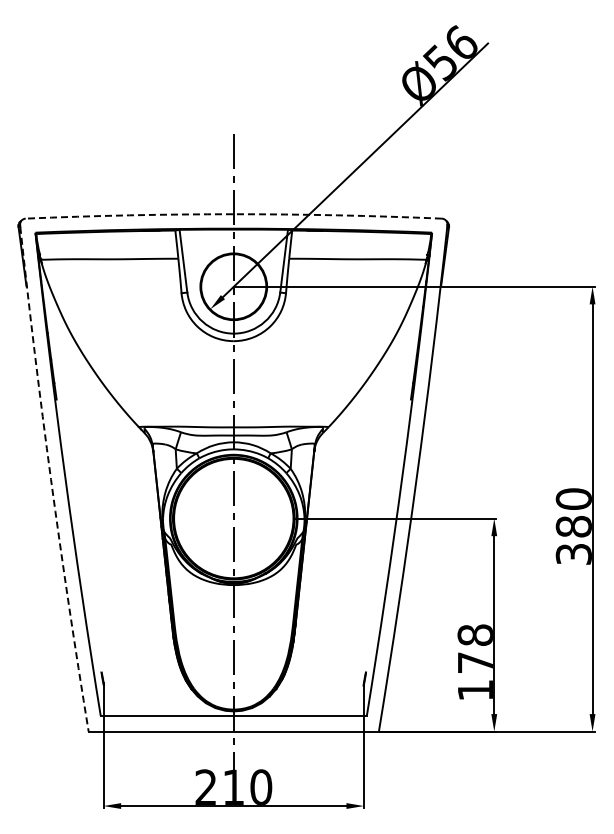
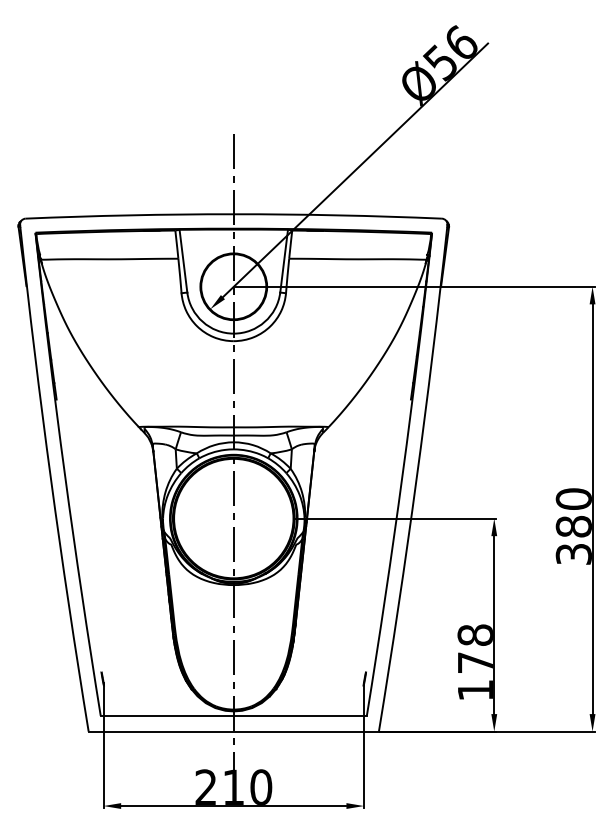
arc: dashed -> solid (233, 214)
arc: dashed -> solid (51, 479)
